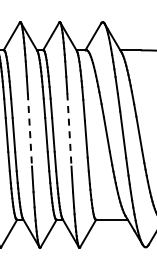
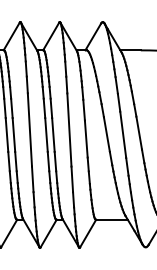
line: dashed -> solid (29, 129)
line: dashed -> solid (69, 130)
